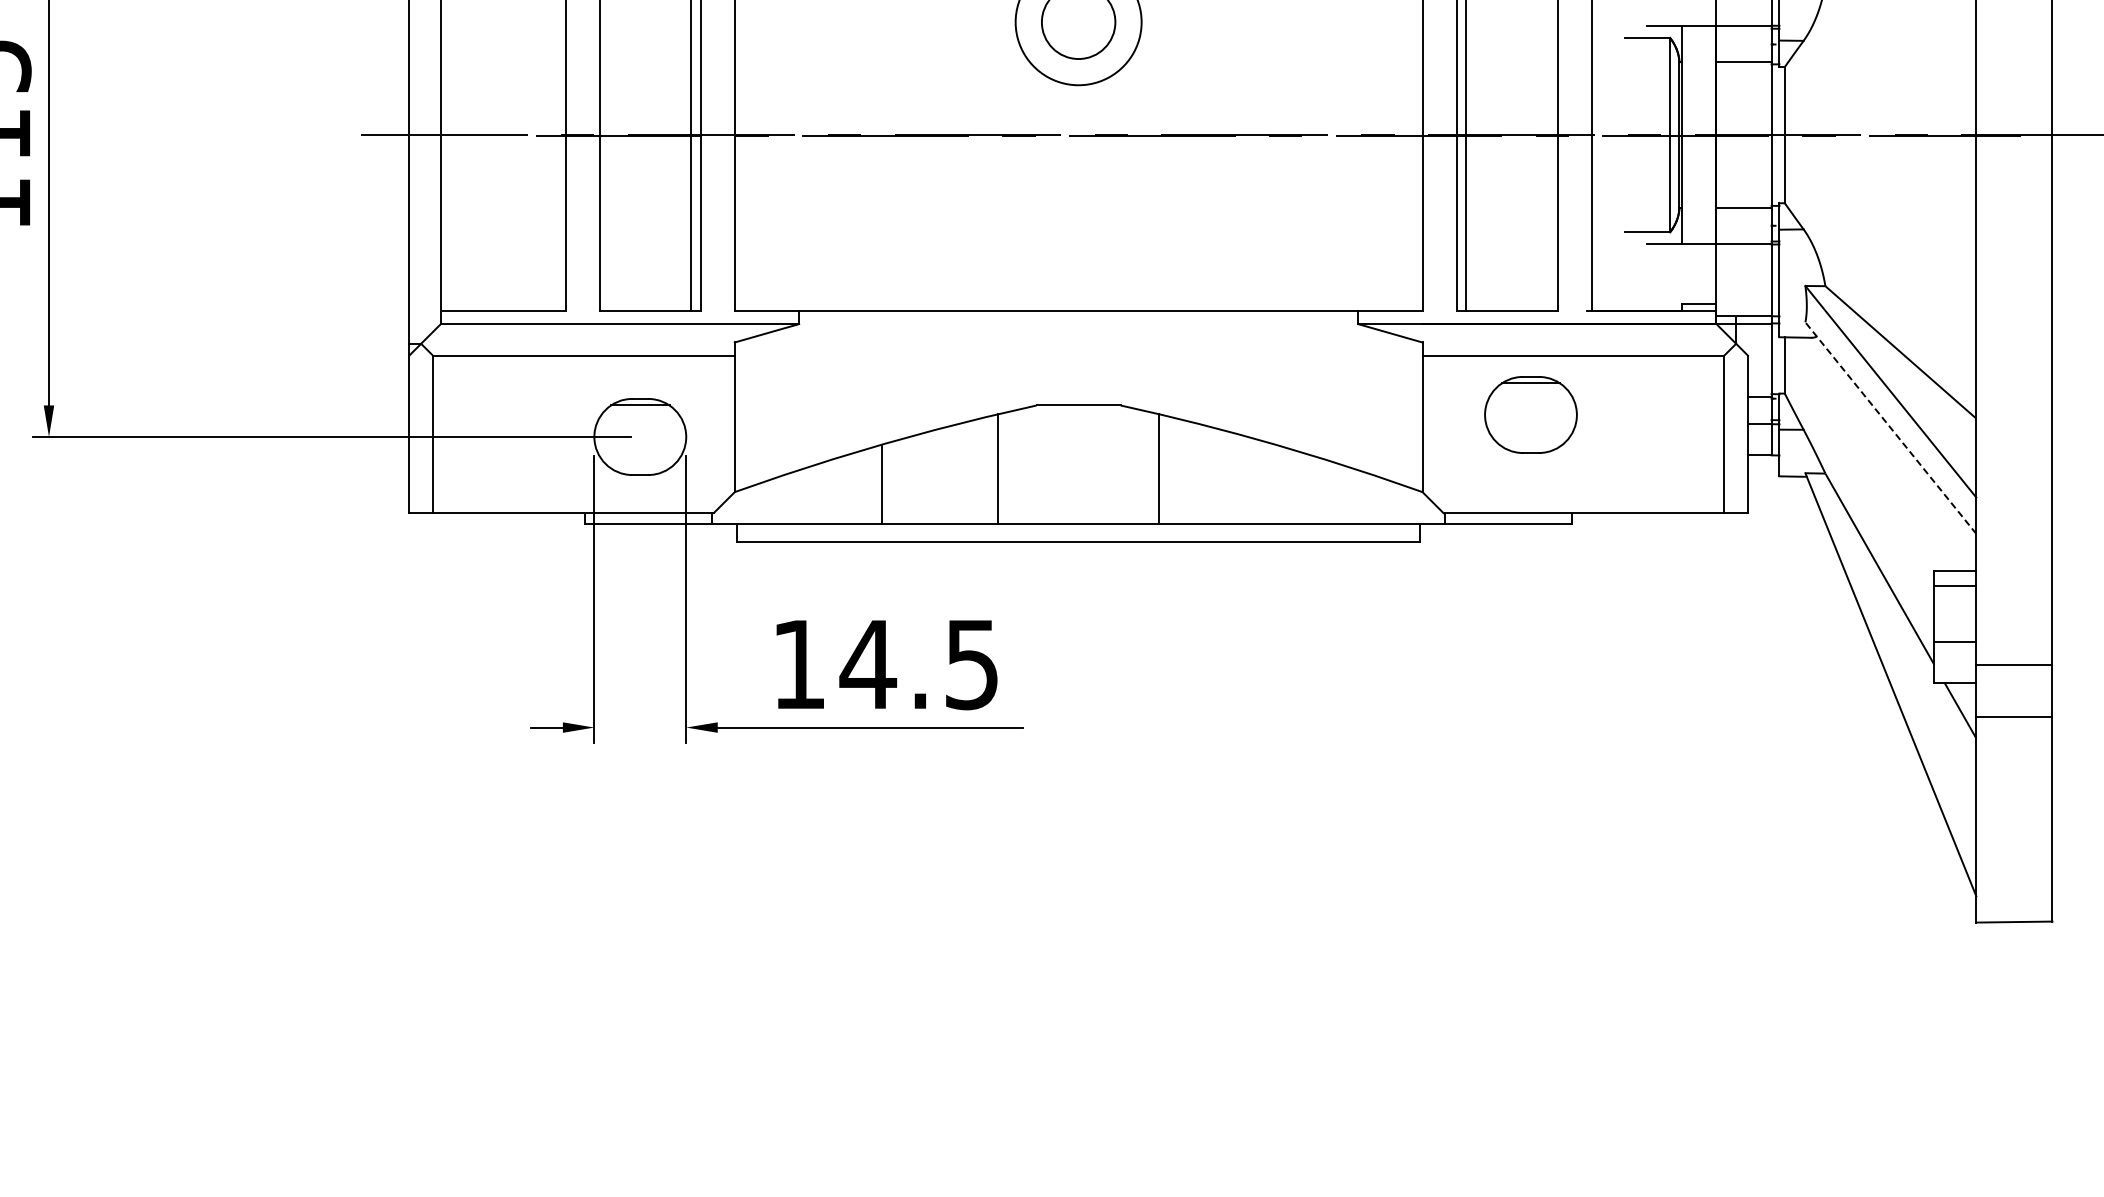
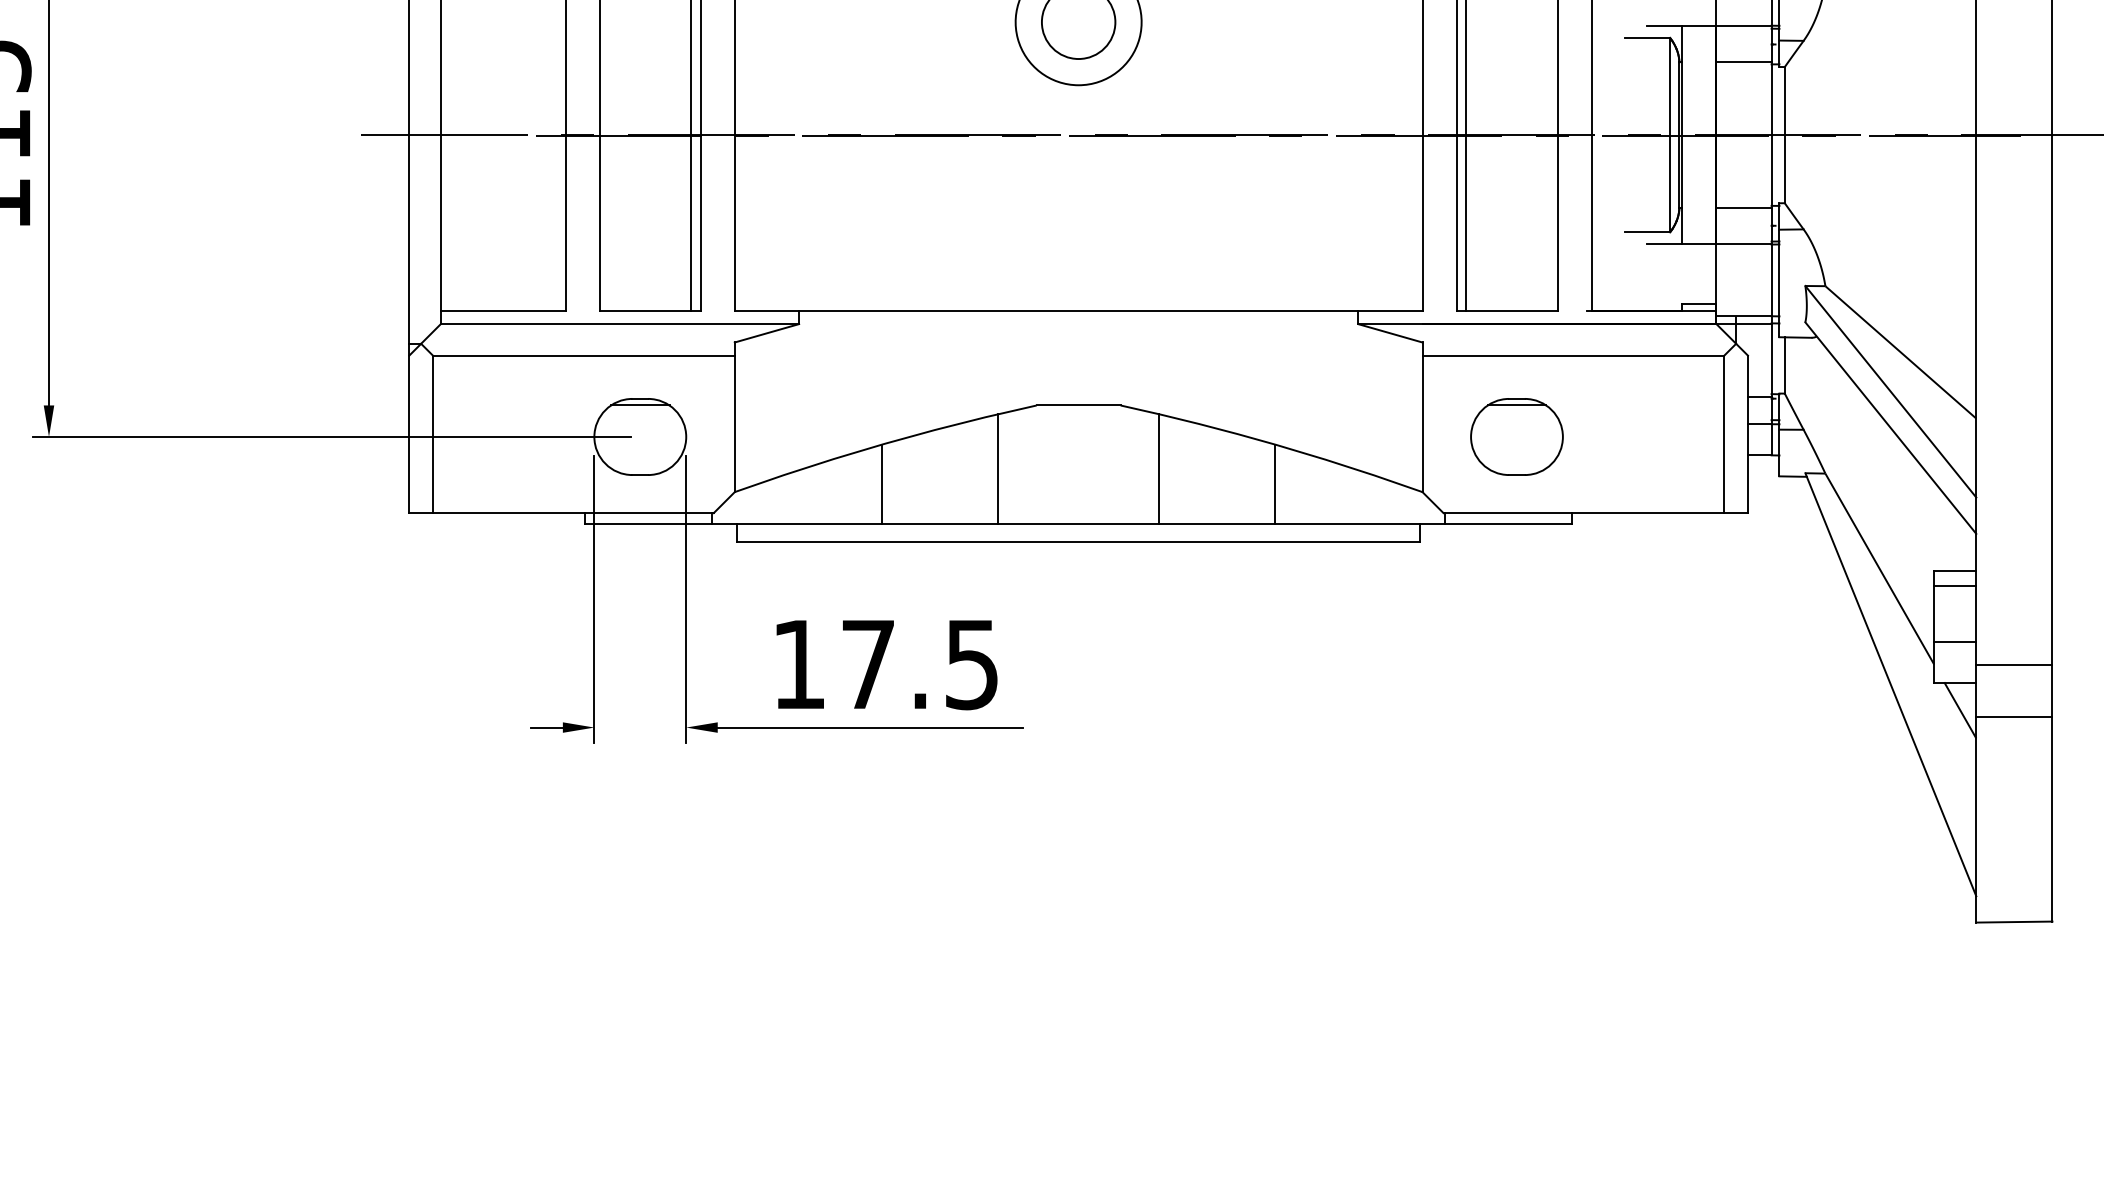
part position: (1530, 414) -> (1516, 436) (1516, 436)
line: dashed -> solid (1890, 428)
line: none -> present (1275, 483)
text: 14.5 -> 17.5 (868, 664)
